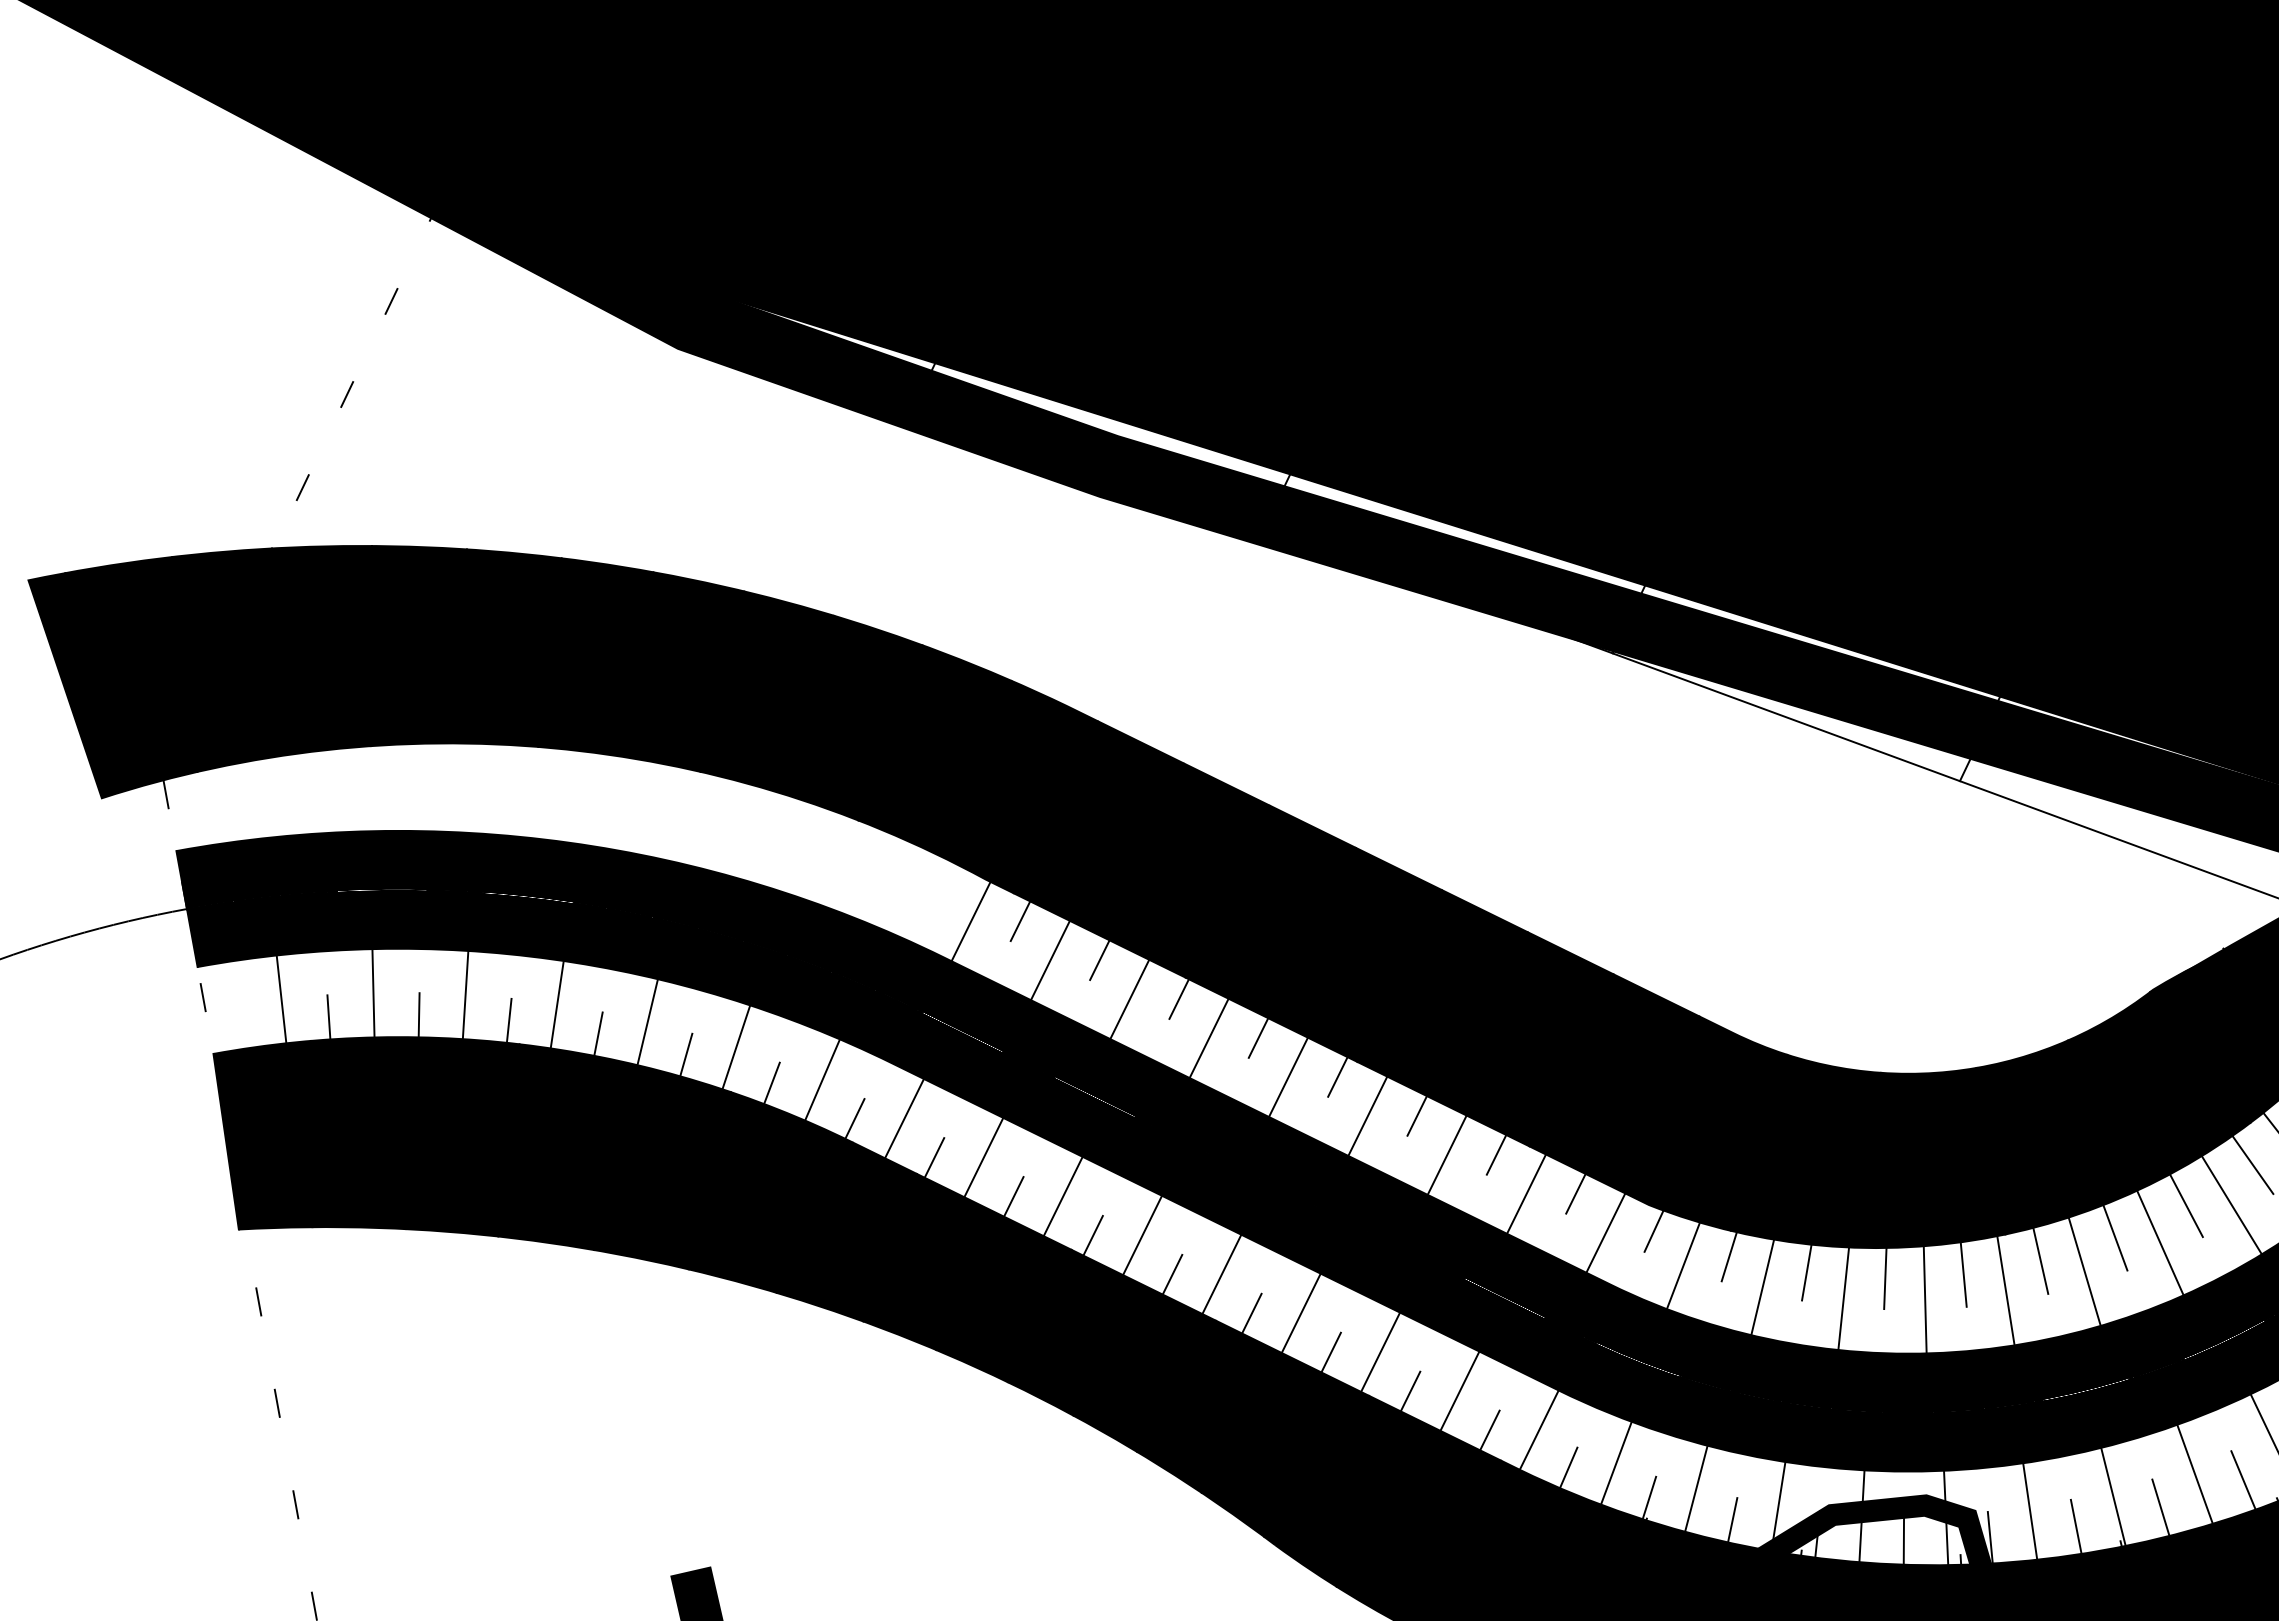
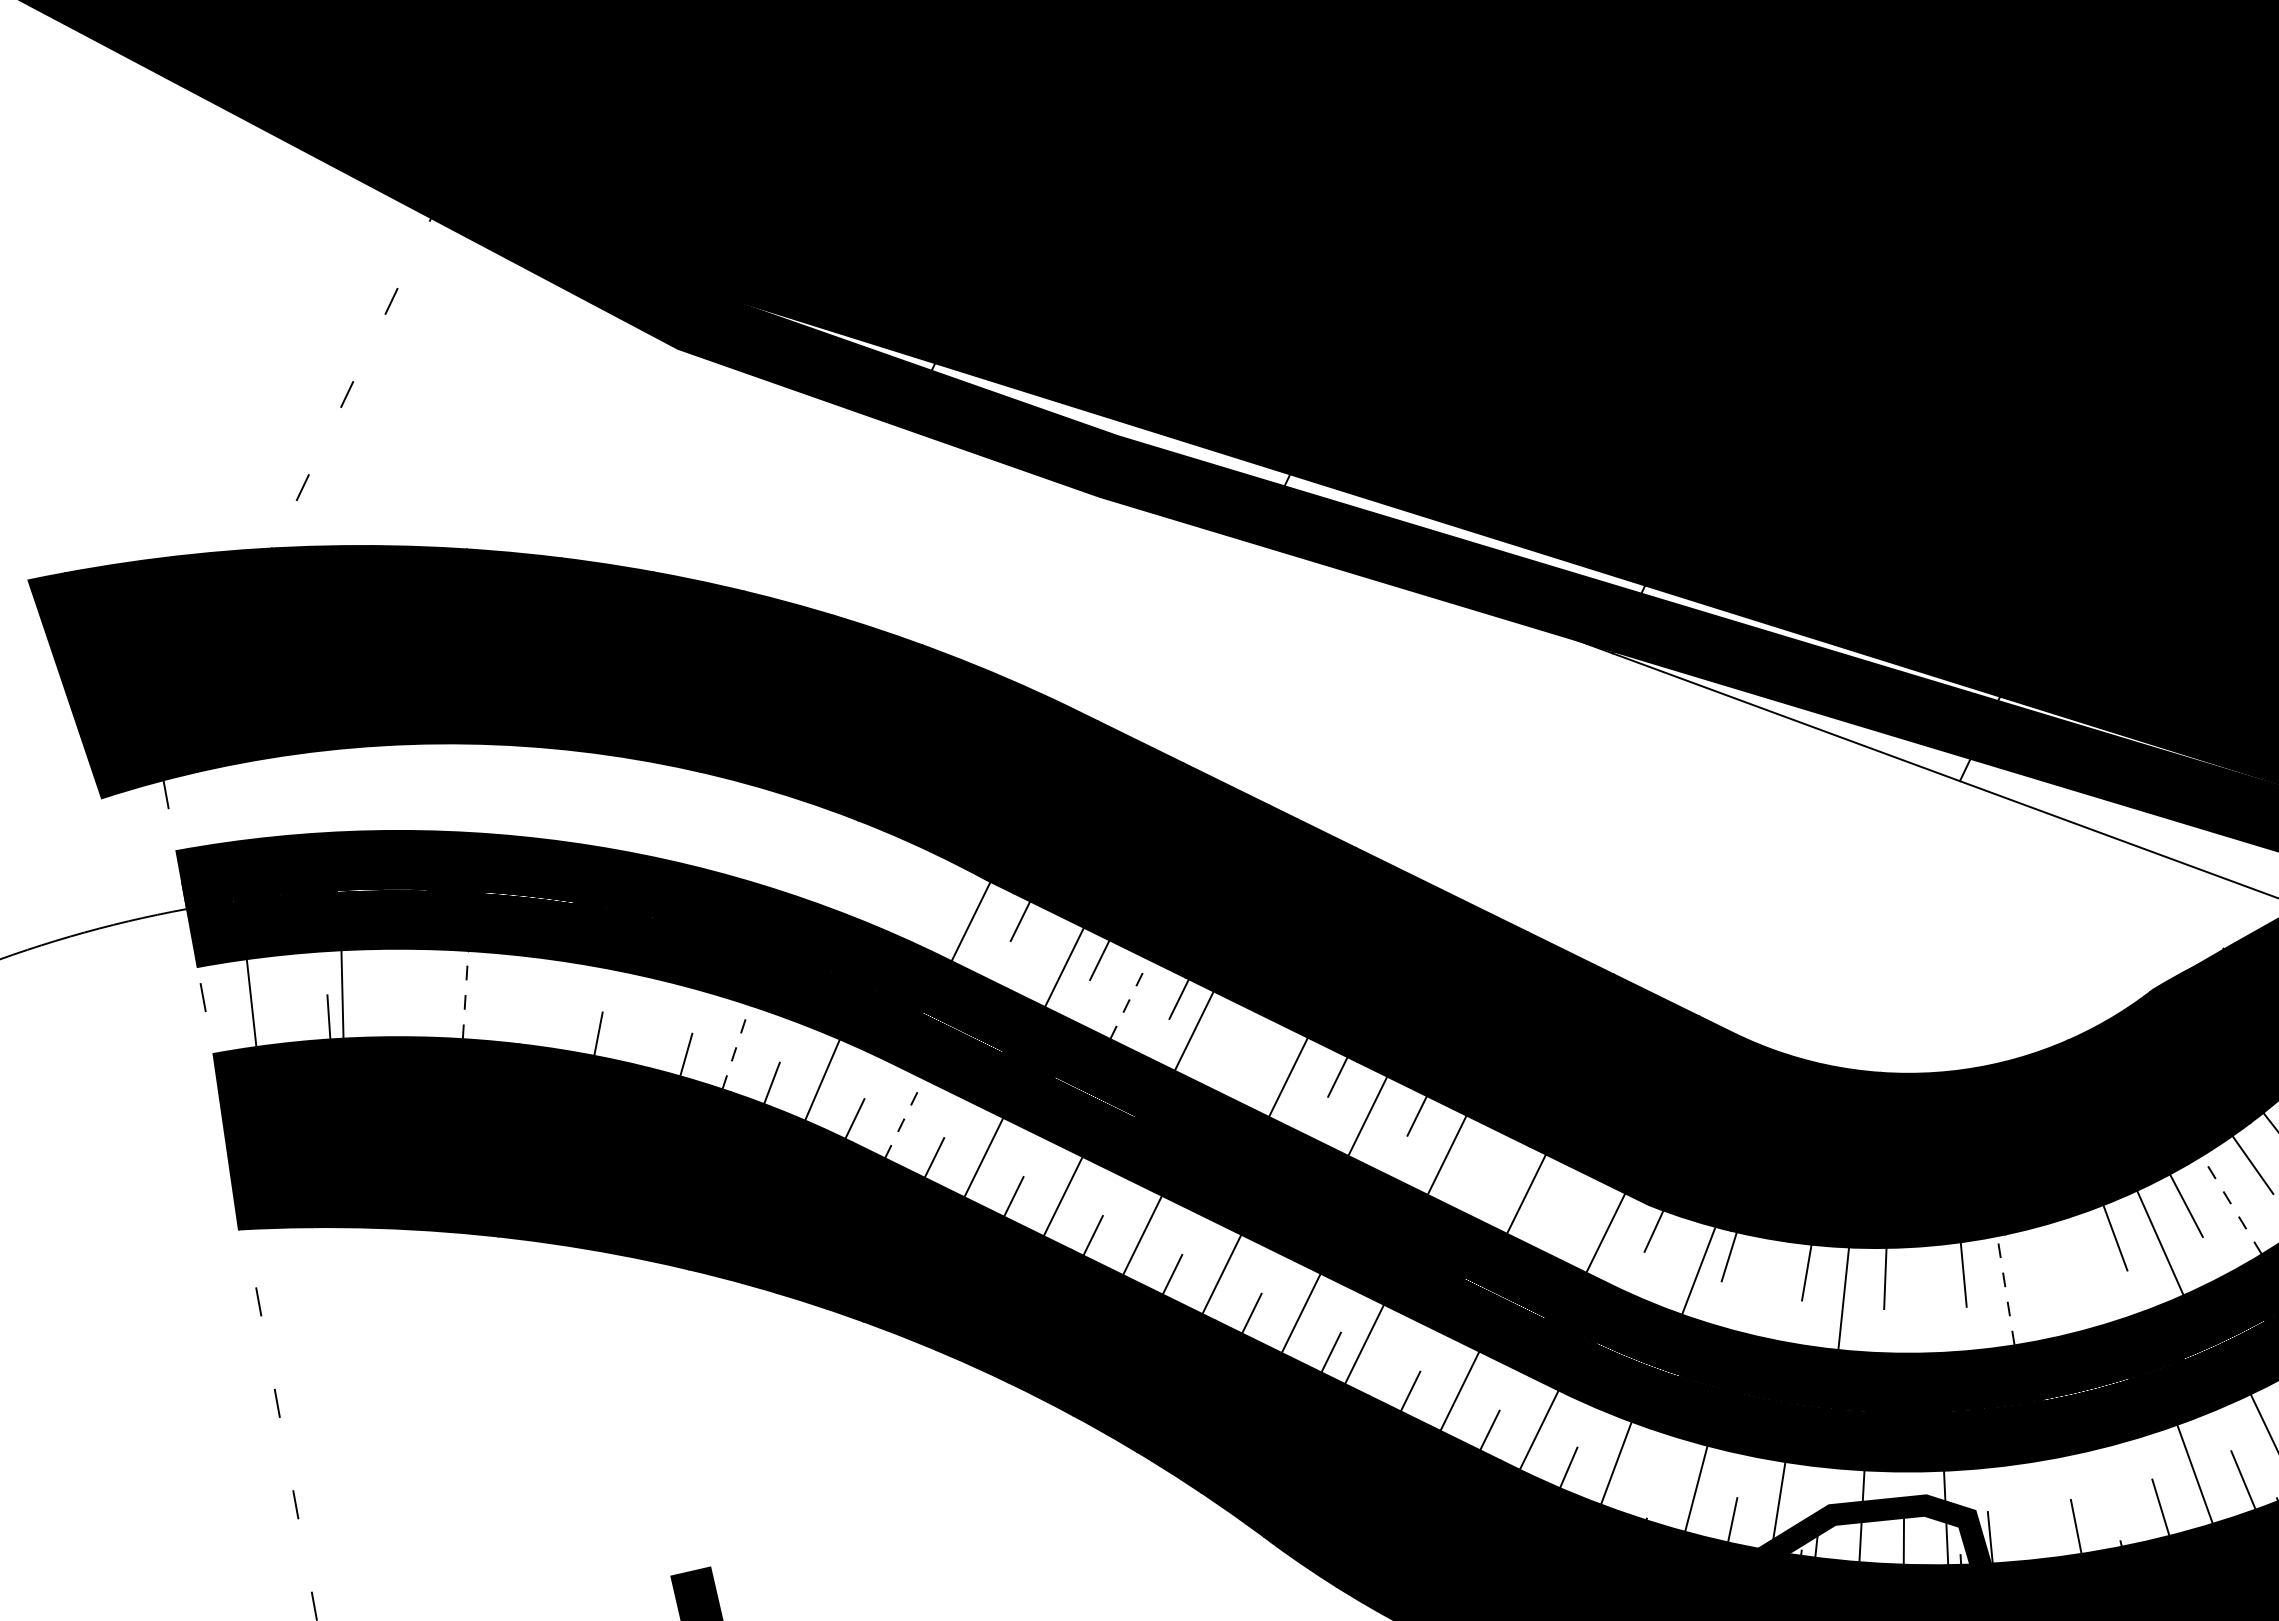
line position: (1049, 960) -> (1063, 967) (1063, 967)
line position: (373, 993) -> (342, 994) (342, 994)
line: solid -> dashed (465, 994)
line position: (281, 999) -> (251, 1002) (251, 1002)
line: solid -> dashed (1130, 999)
line: present -> none (556, 1004)
line: present -> none (418, 1015)
line: present -> none (508, 1020)
line: present -> none (647, 1022)
line: present -> none (1258, 1037)
line position: (1208, 1038) -> (1193, 1031) (1193, 1031)
line: solid -> dashed (736, 1046)
line: solid -> dashed (904, 1118)
line: present -> none (1496, 1154)
line: present -> none (1575, 1193)
line: solid -> dashed (2231, 1205)
line: present -> none (2040, 1260)
line position: (1682, 1265) -> (1697, 1271) (1697, 1271)
line: present -> none (2084, 1271)
line: present -> none (1762, 1287)
line: solid -> dashed (2005, 1290)
line: present -> none (1924, 1299)
line position: (1380, 1351) -> (1364, 1343) (1364, 1343)
line: present -> none (2113, 1496)
line: present -> none (1649, 1497)
line: present -> none (2030, 1511)
